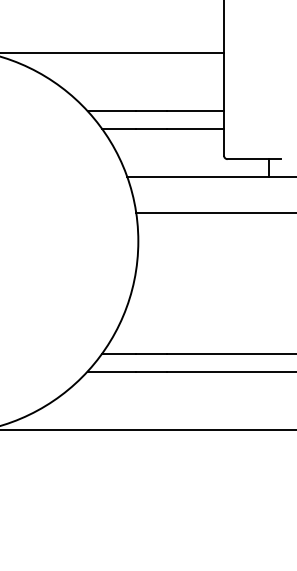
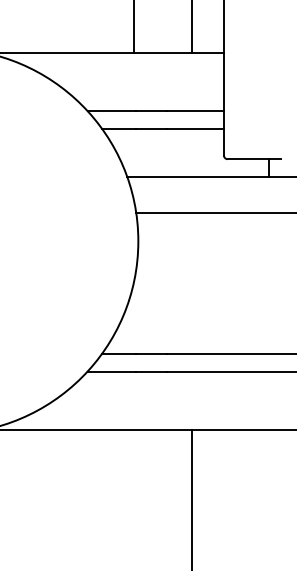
line: none -> present (134, 27)
line: none -> present (191, 27)
line: none -> present (191, 498)
